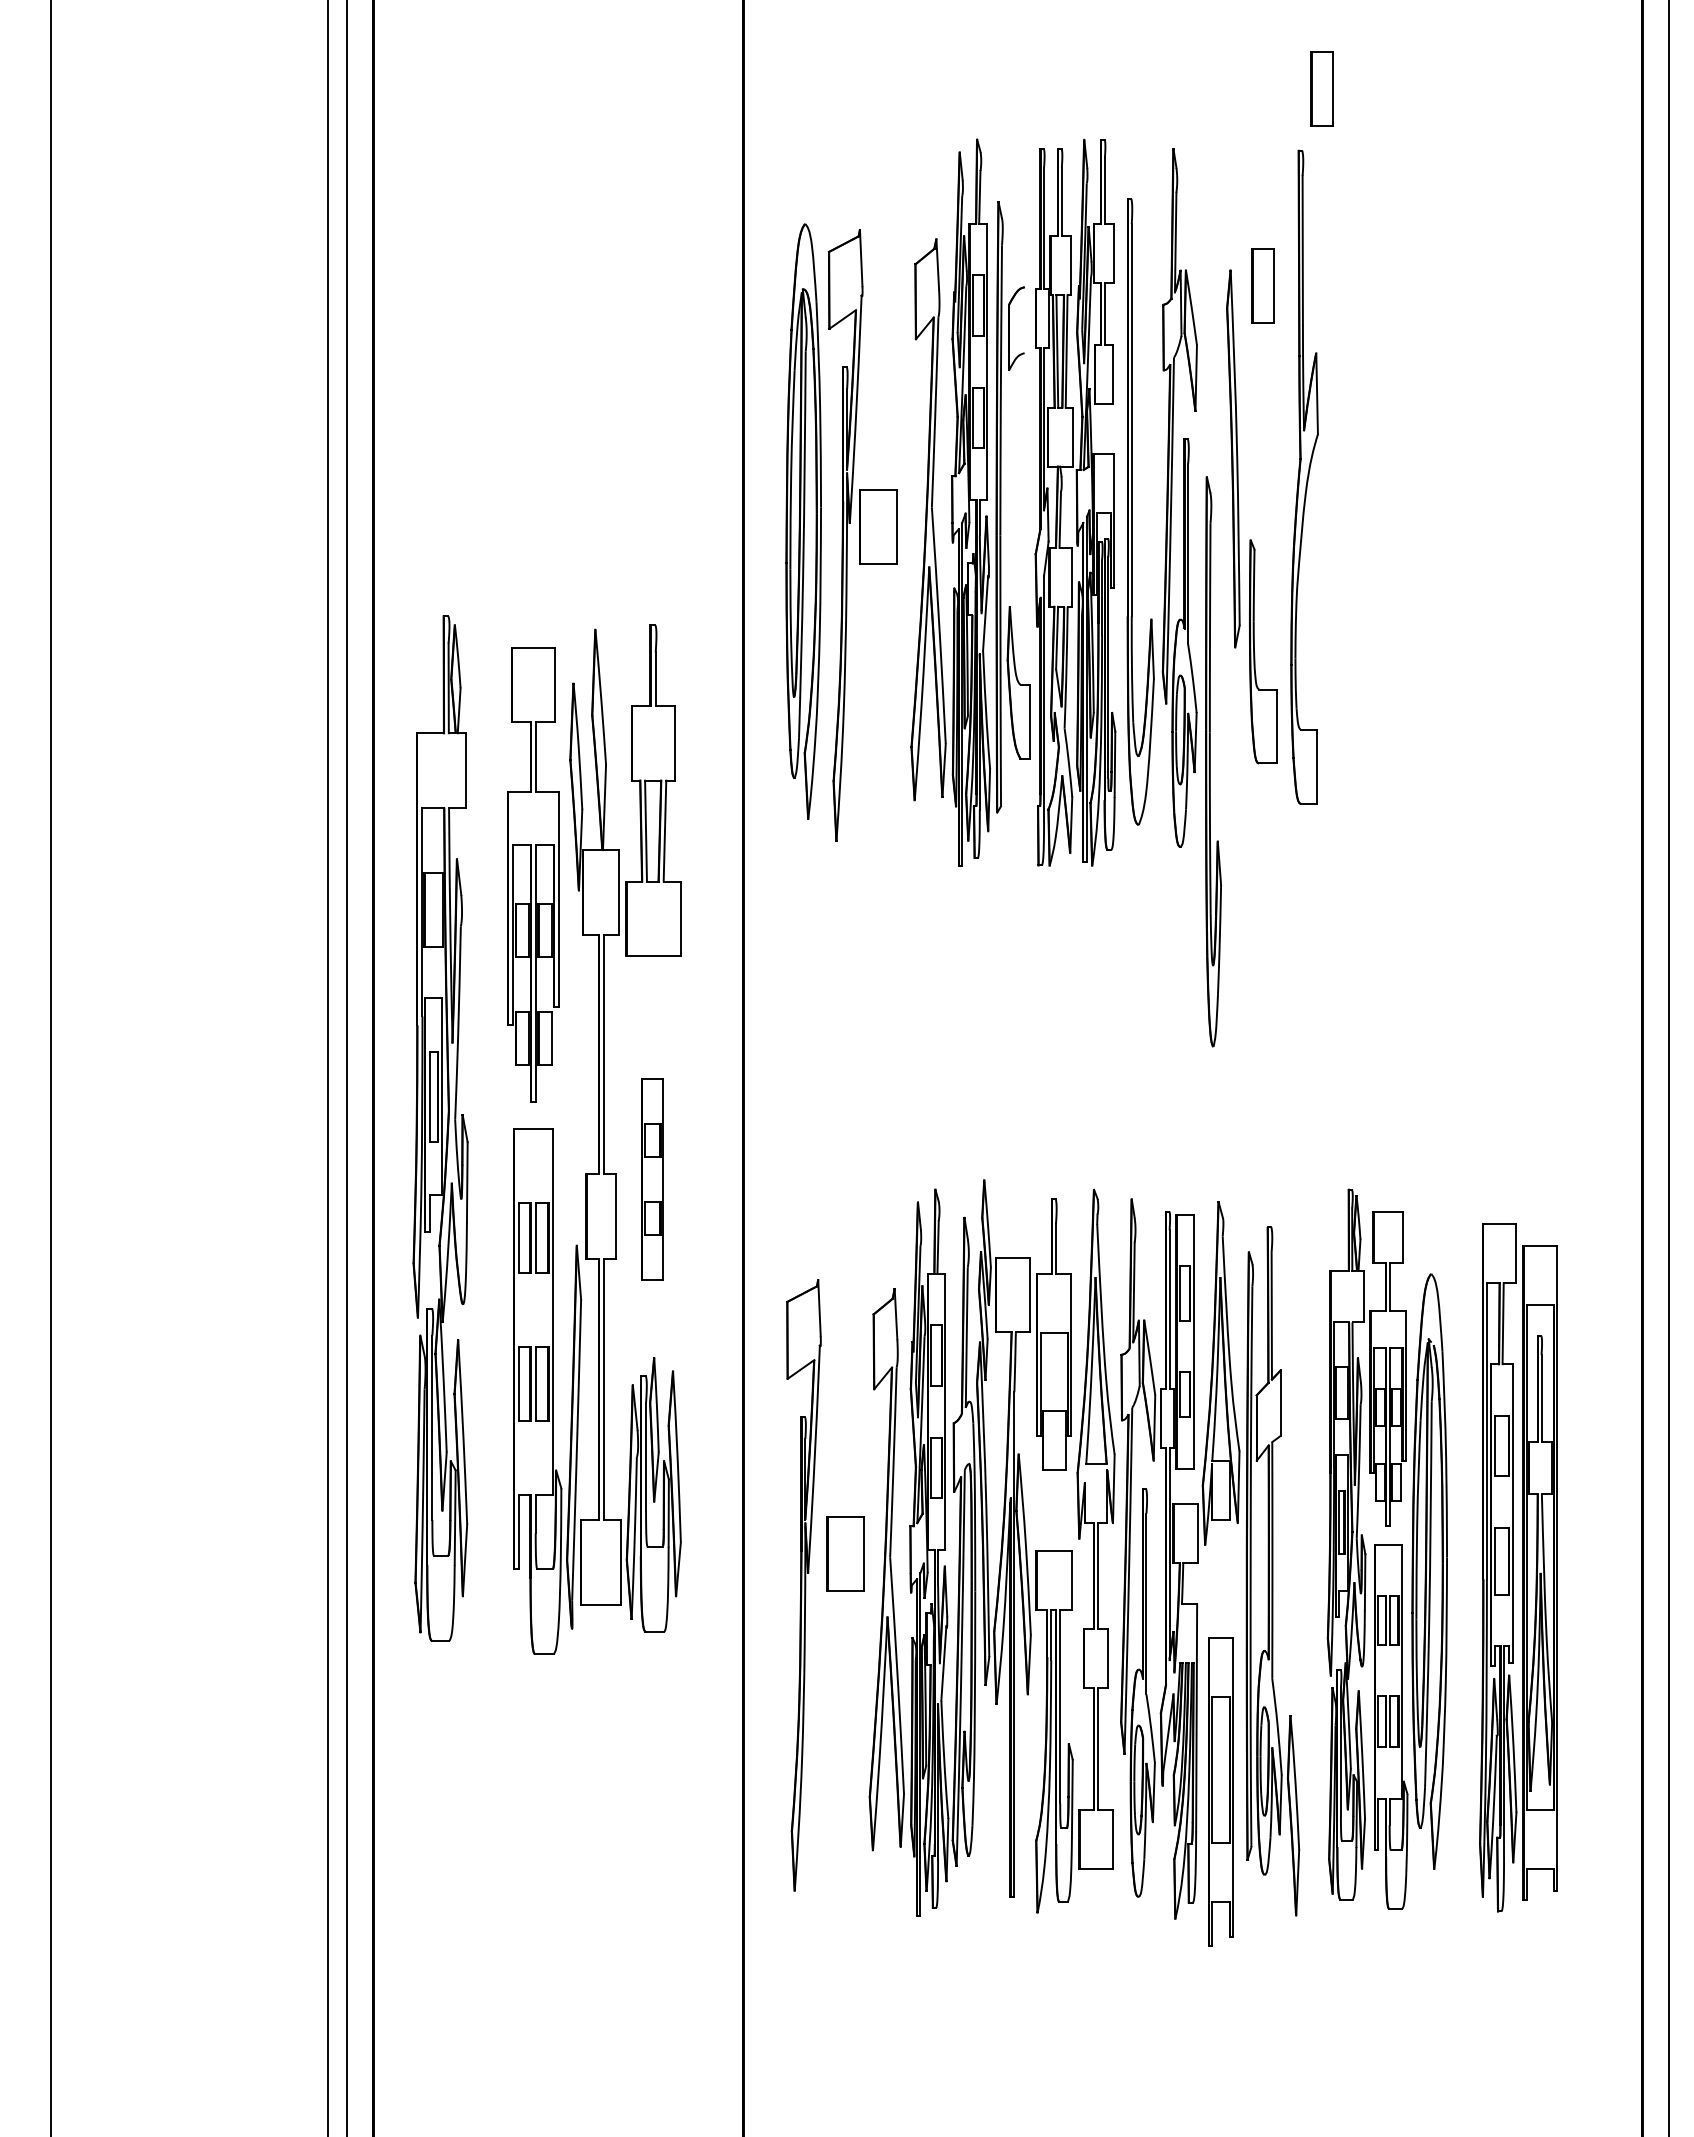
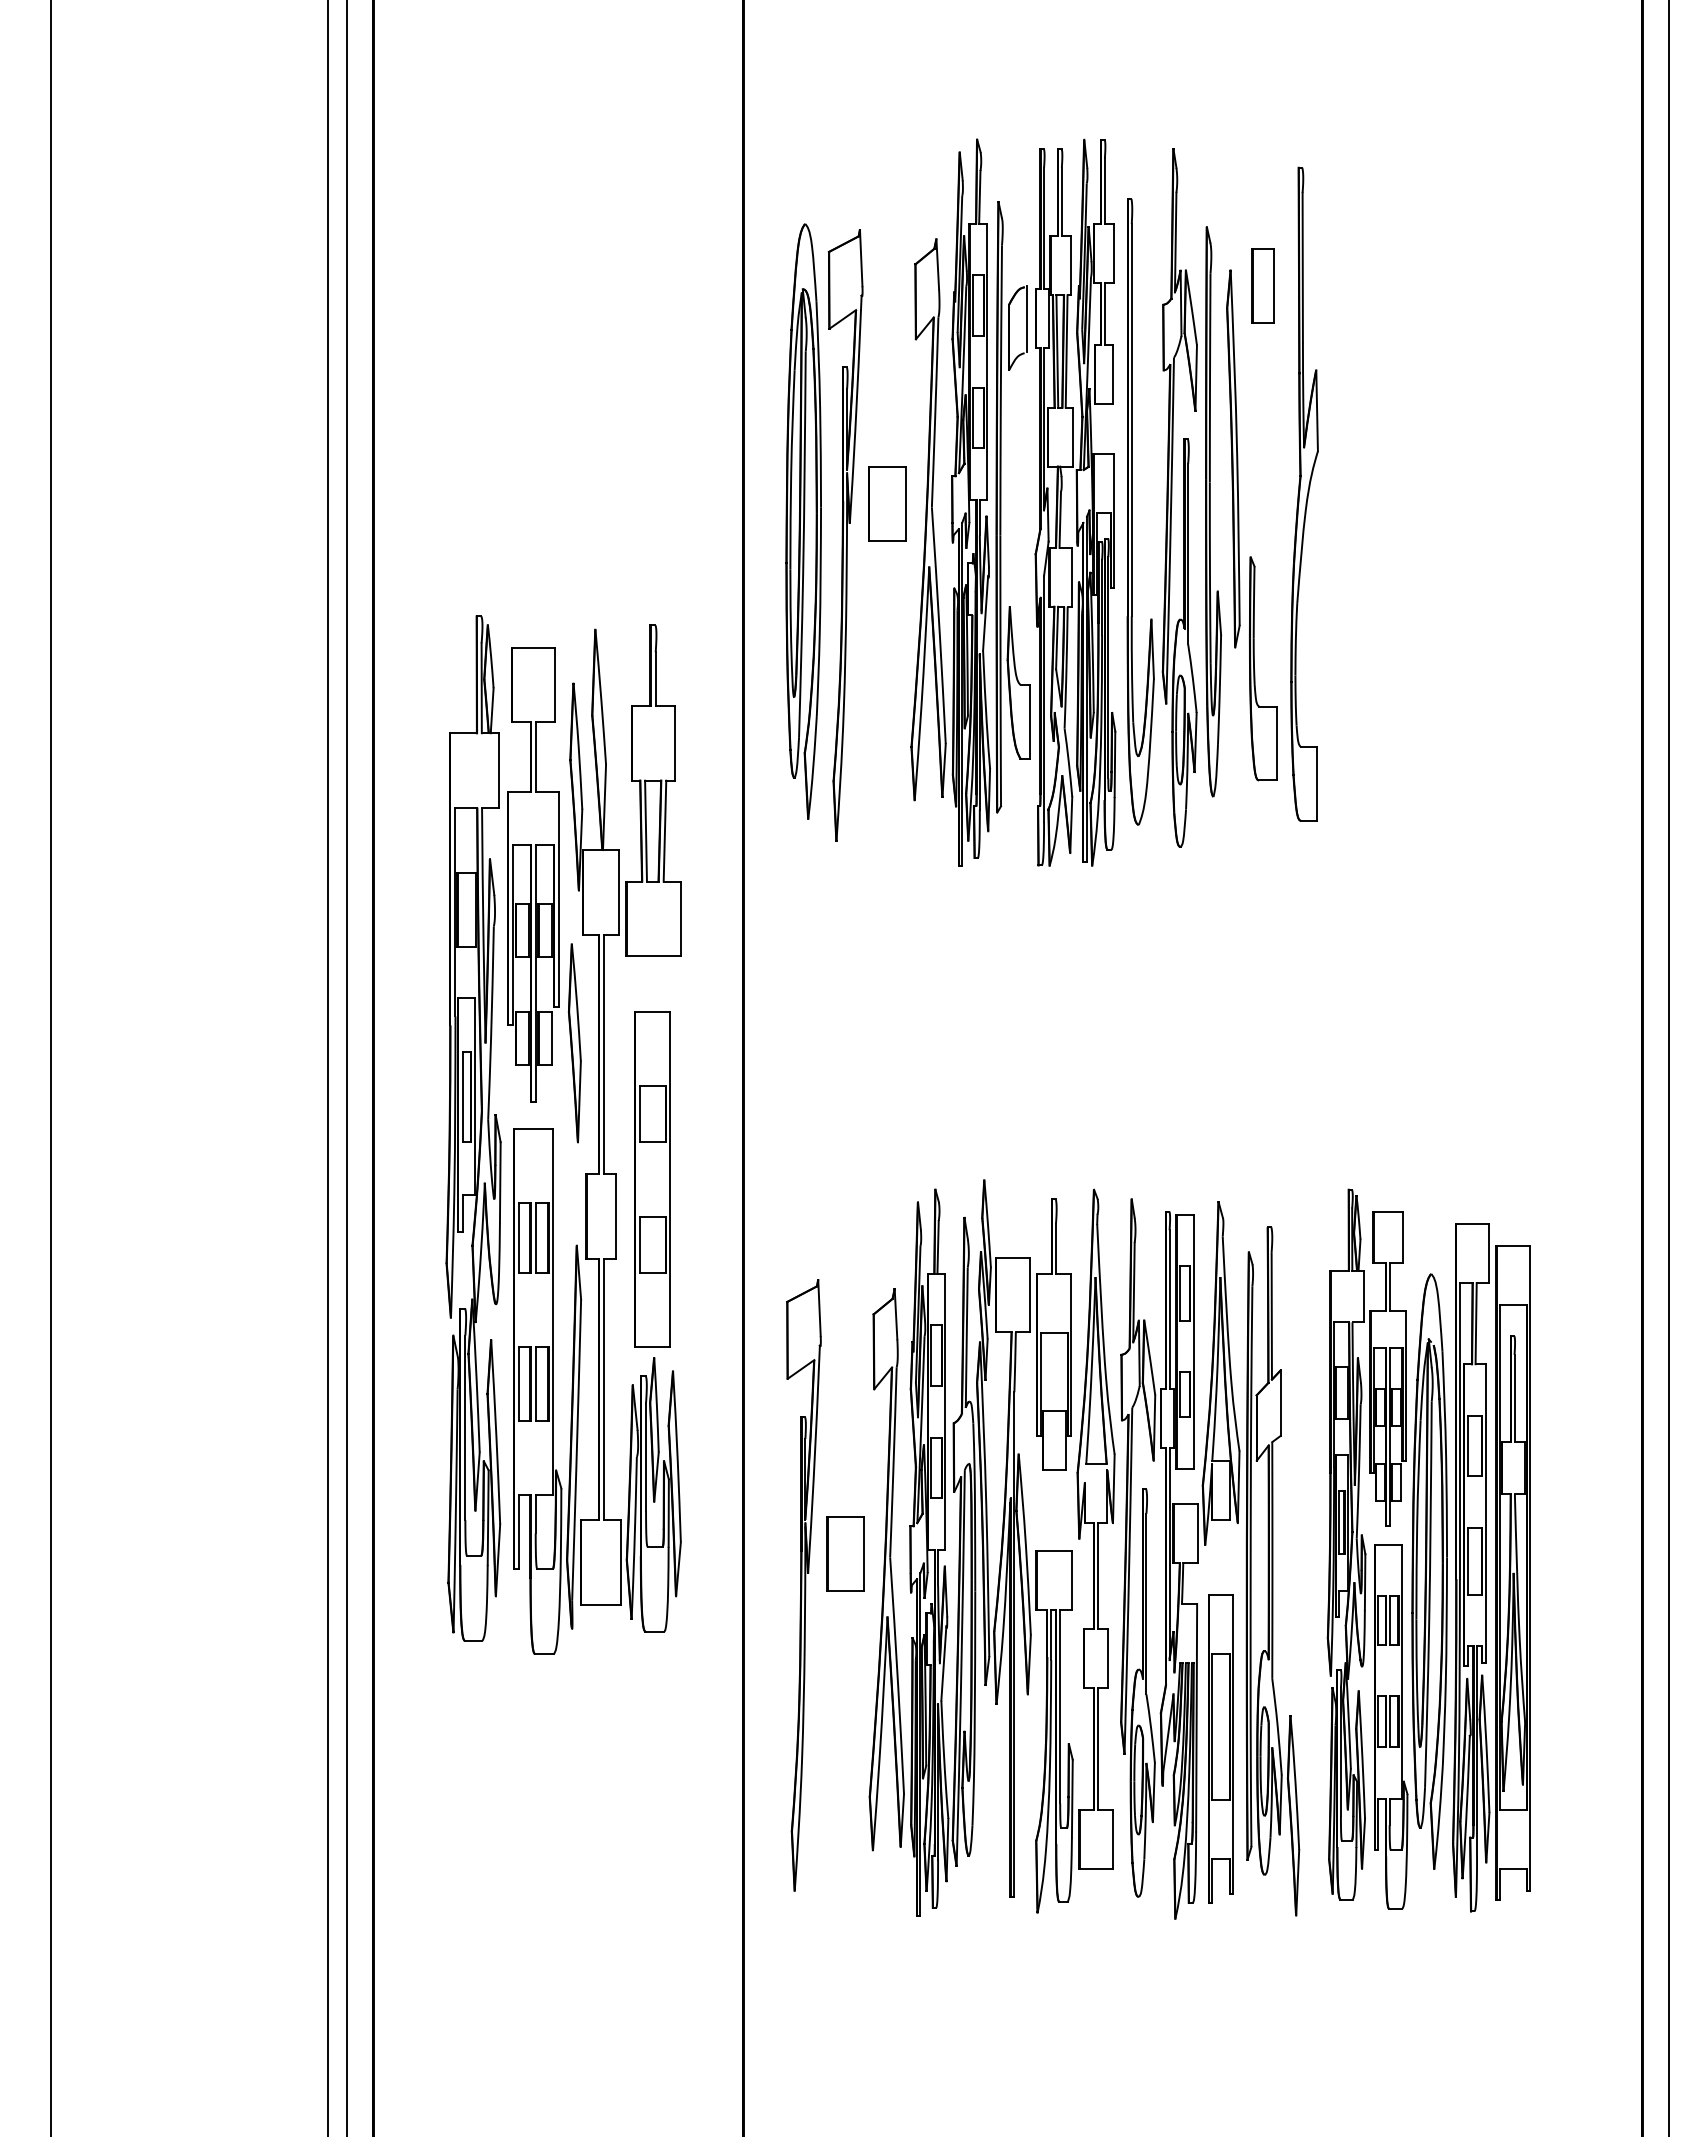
part: present -> none (1321, 88)
line: none -> present (1027, 318)
part position: (1304, 476) -> (1304, 493) (1304, 493)
part position: (878, 526) -> (887, 503) (887, 503)
part position: (1255, 654) -> (1255, 671) (1255, 671)
part position: (1213, 761) -> (1213, 511) (1213, 511)
part: none -> present (574, 1043)
part position: (440, 1128) -> (473, 1128) (473, 1128)
part size: 23x203 px -> 37x337 px (652, 1179)
part position: (1518, 1567) -> (1491, 1567) (1491, 1567)
part position: (1220, 1791) -> (1220, 1748) (1220, 1748)
